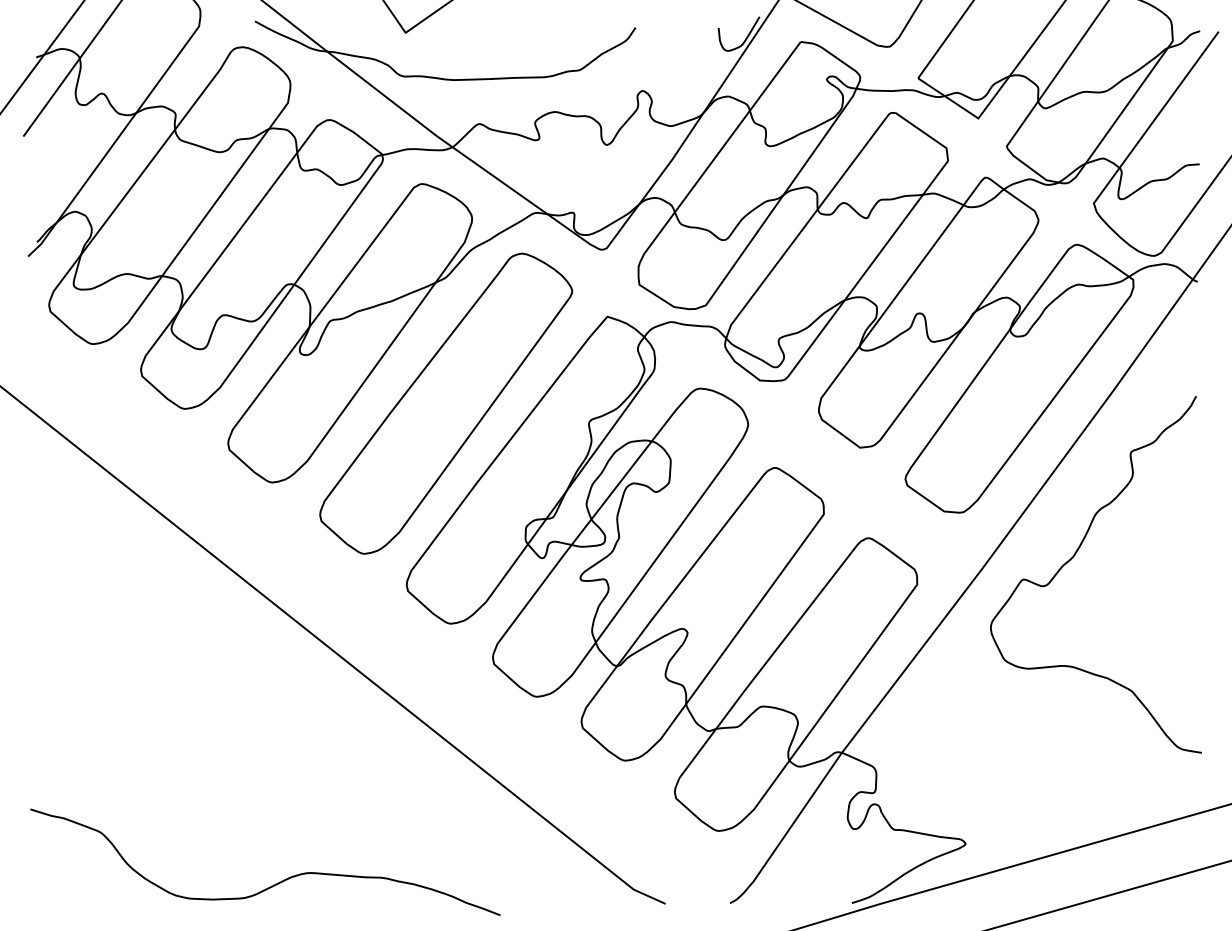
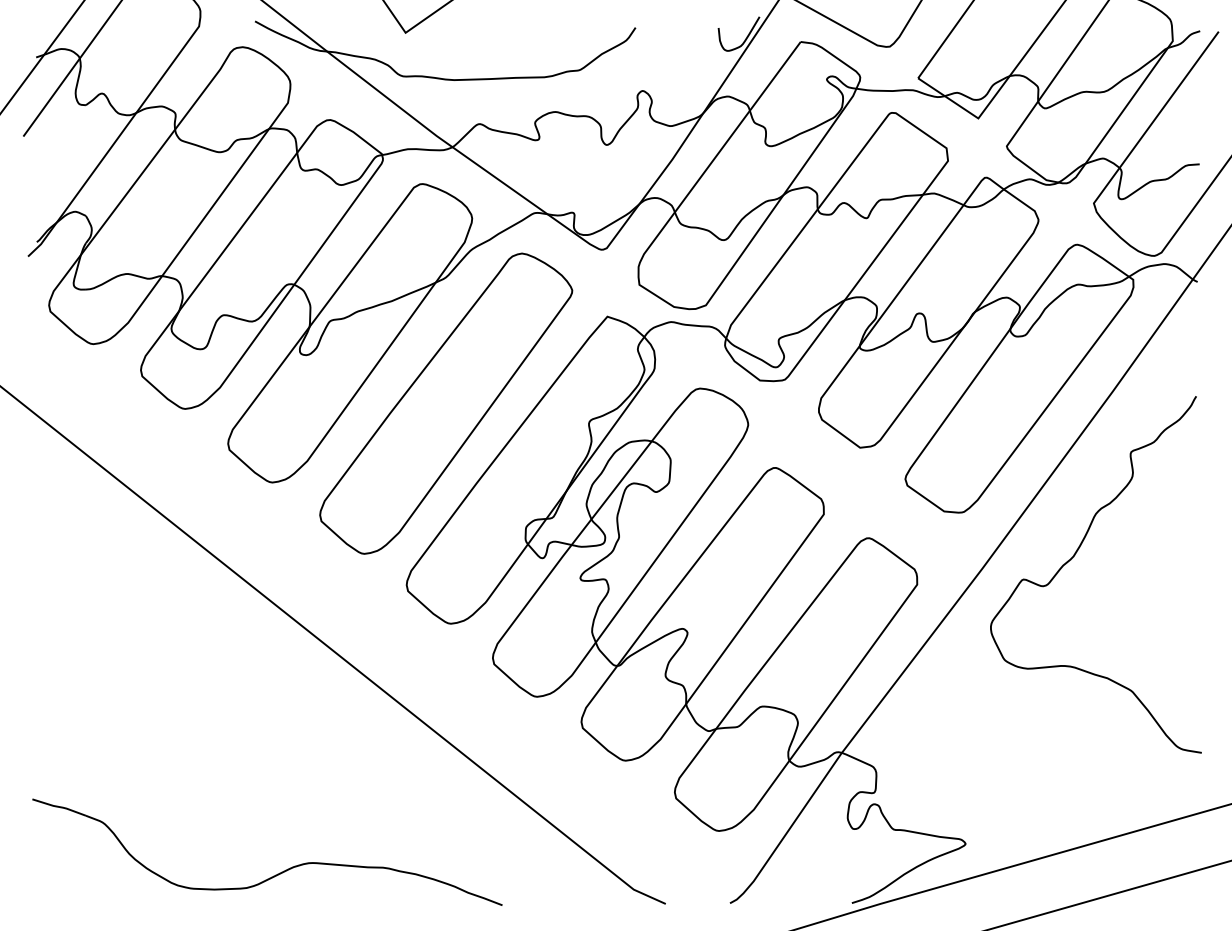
part position: (275, 883) -> (277, 873) (277, 873)
